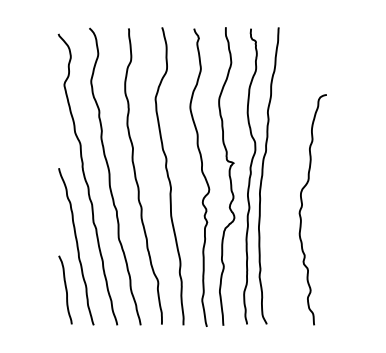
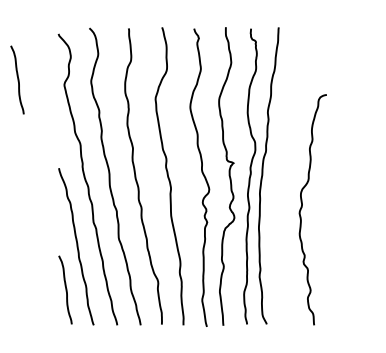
curve: none -> present (17, 79)
